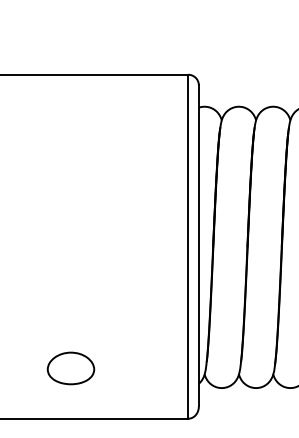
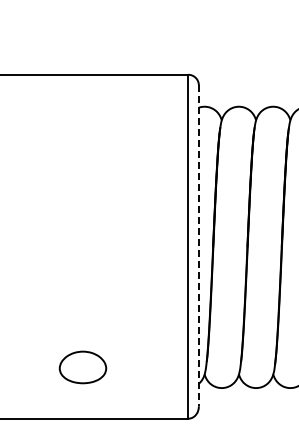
line: solid -> dashed (198, 246)
part position: (70, 368) -> (82, 367) (82, 367)
